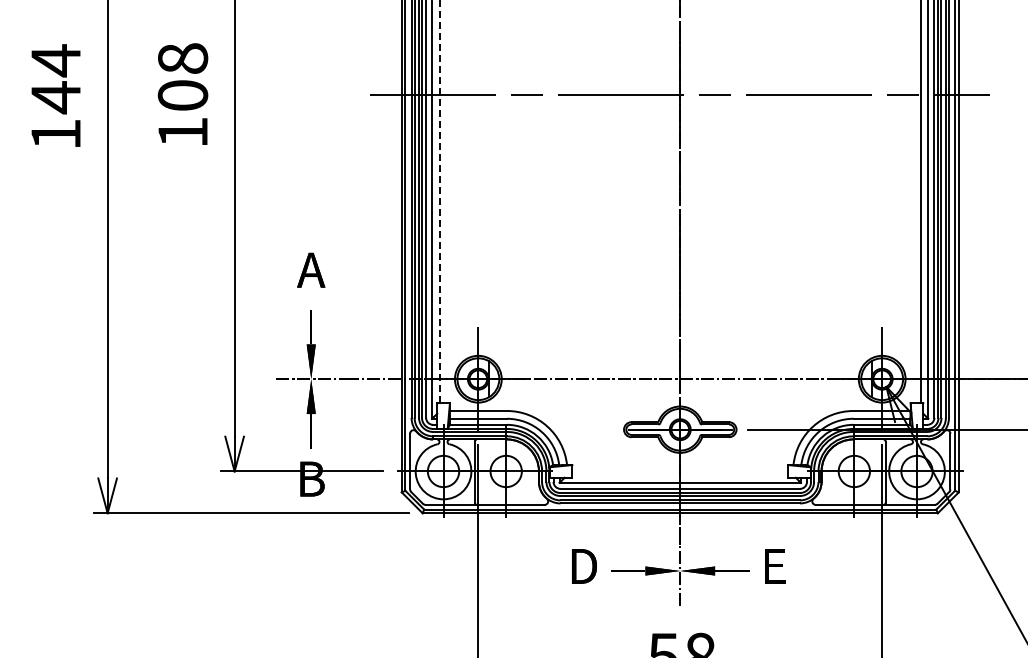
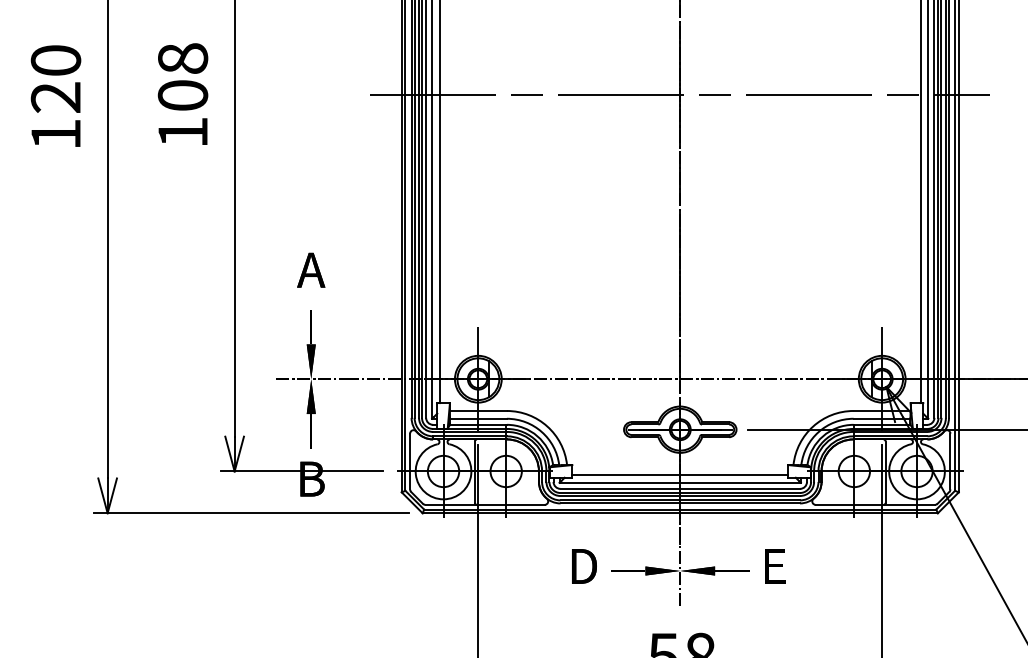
text: 144 -> 120 (55, 79)
line: dashed -> solid (439, 201)
line: none -> present (680, 475)
